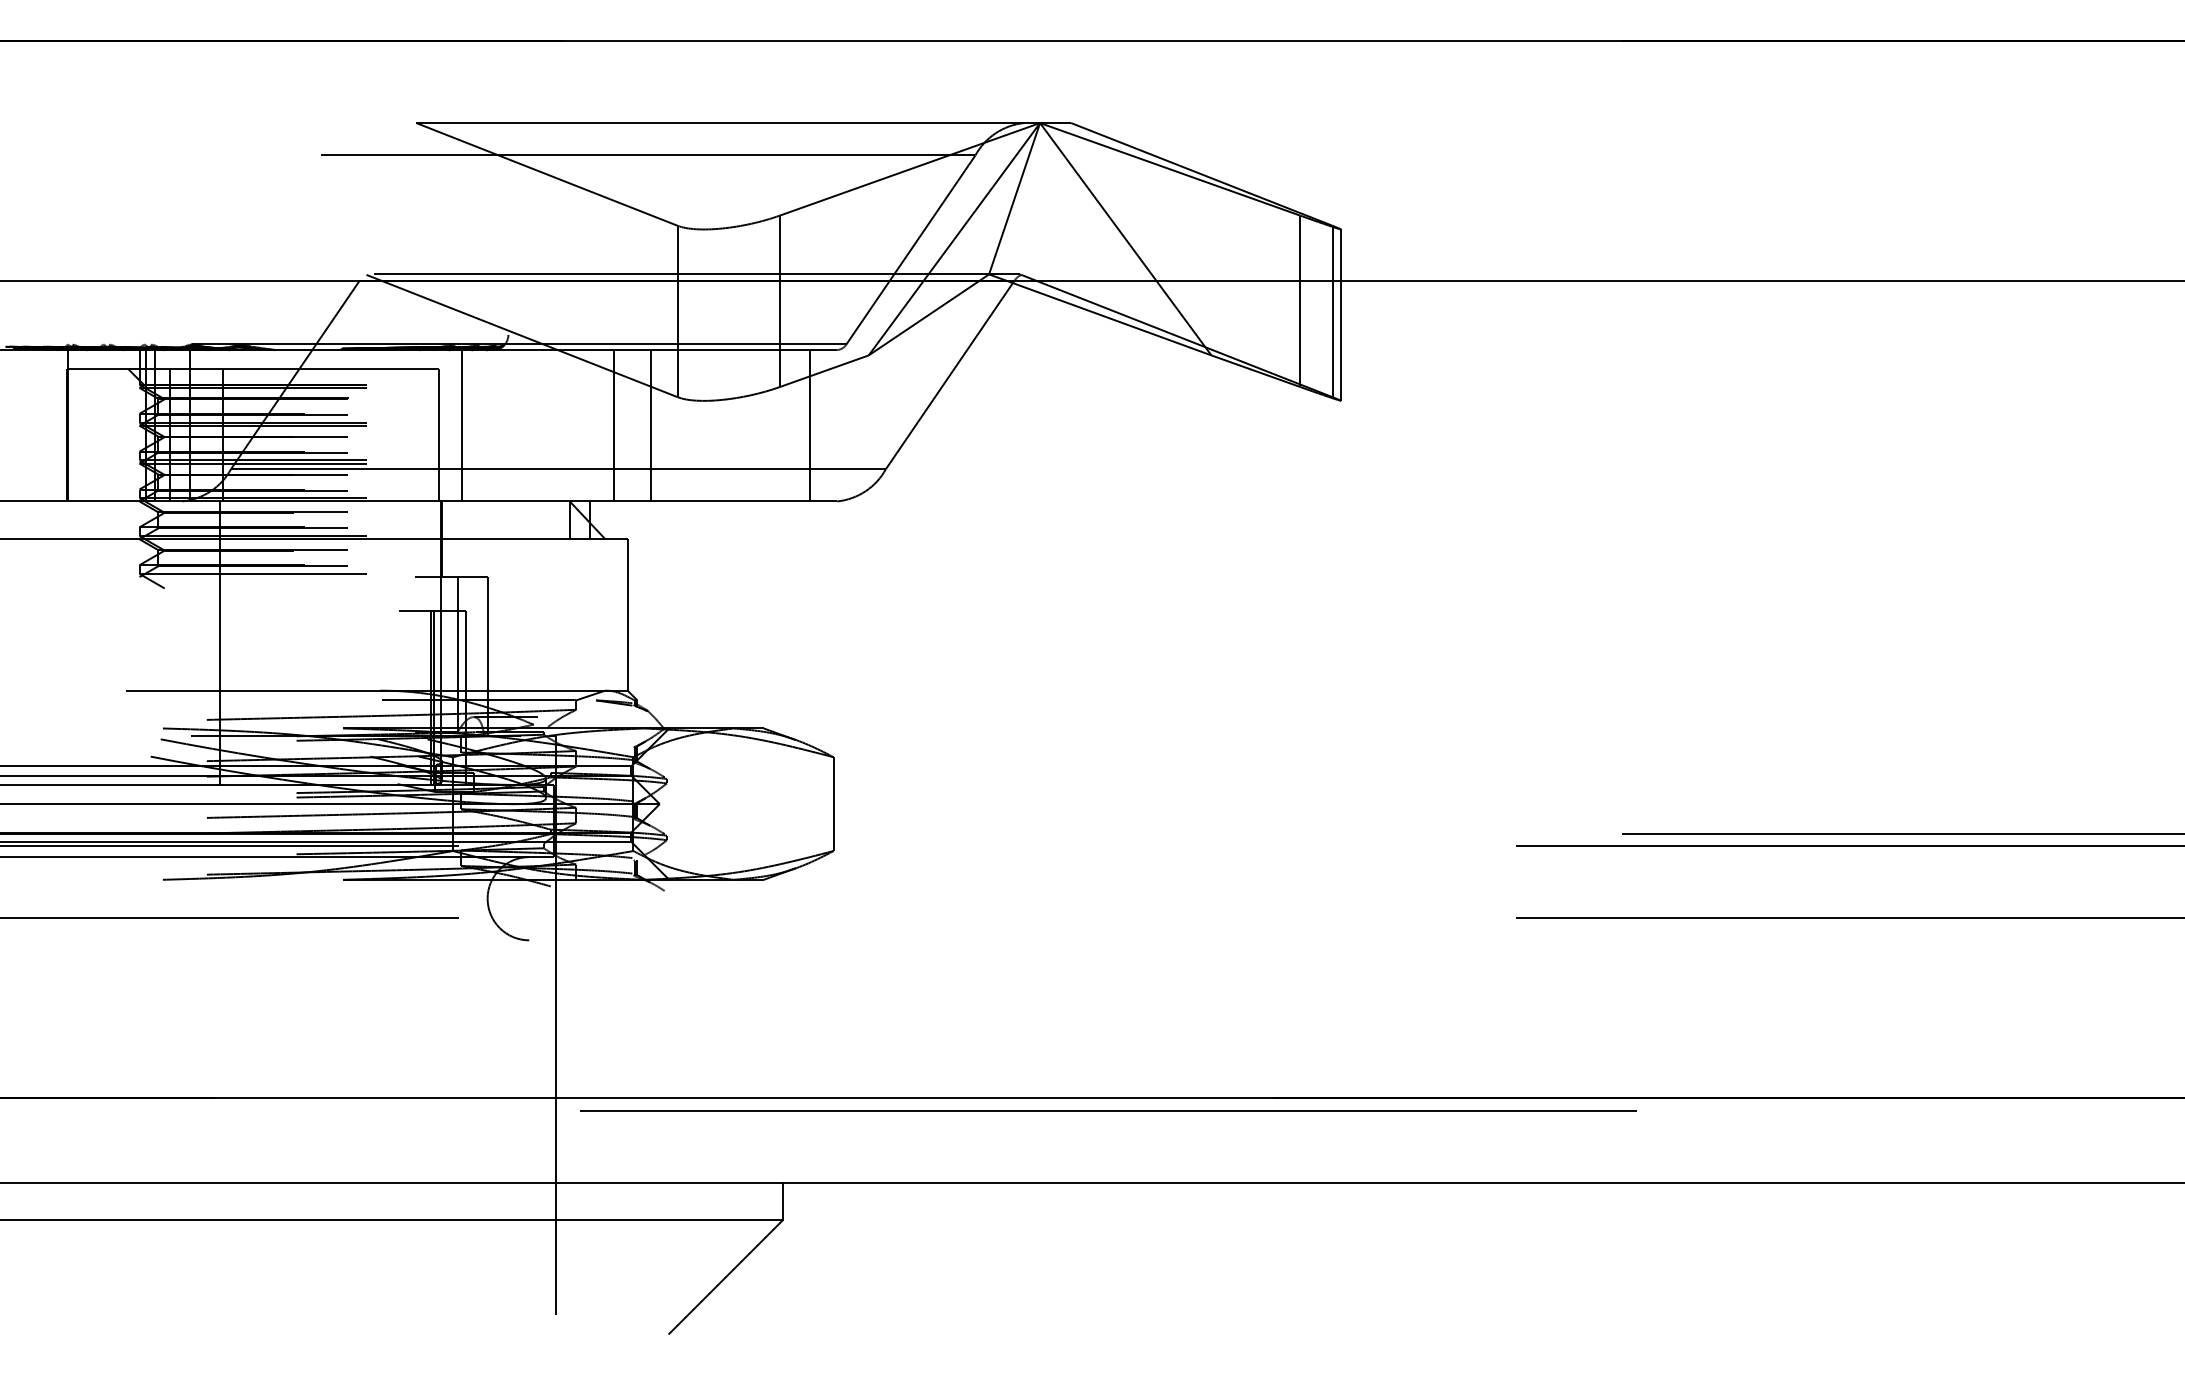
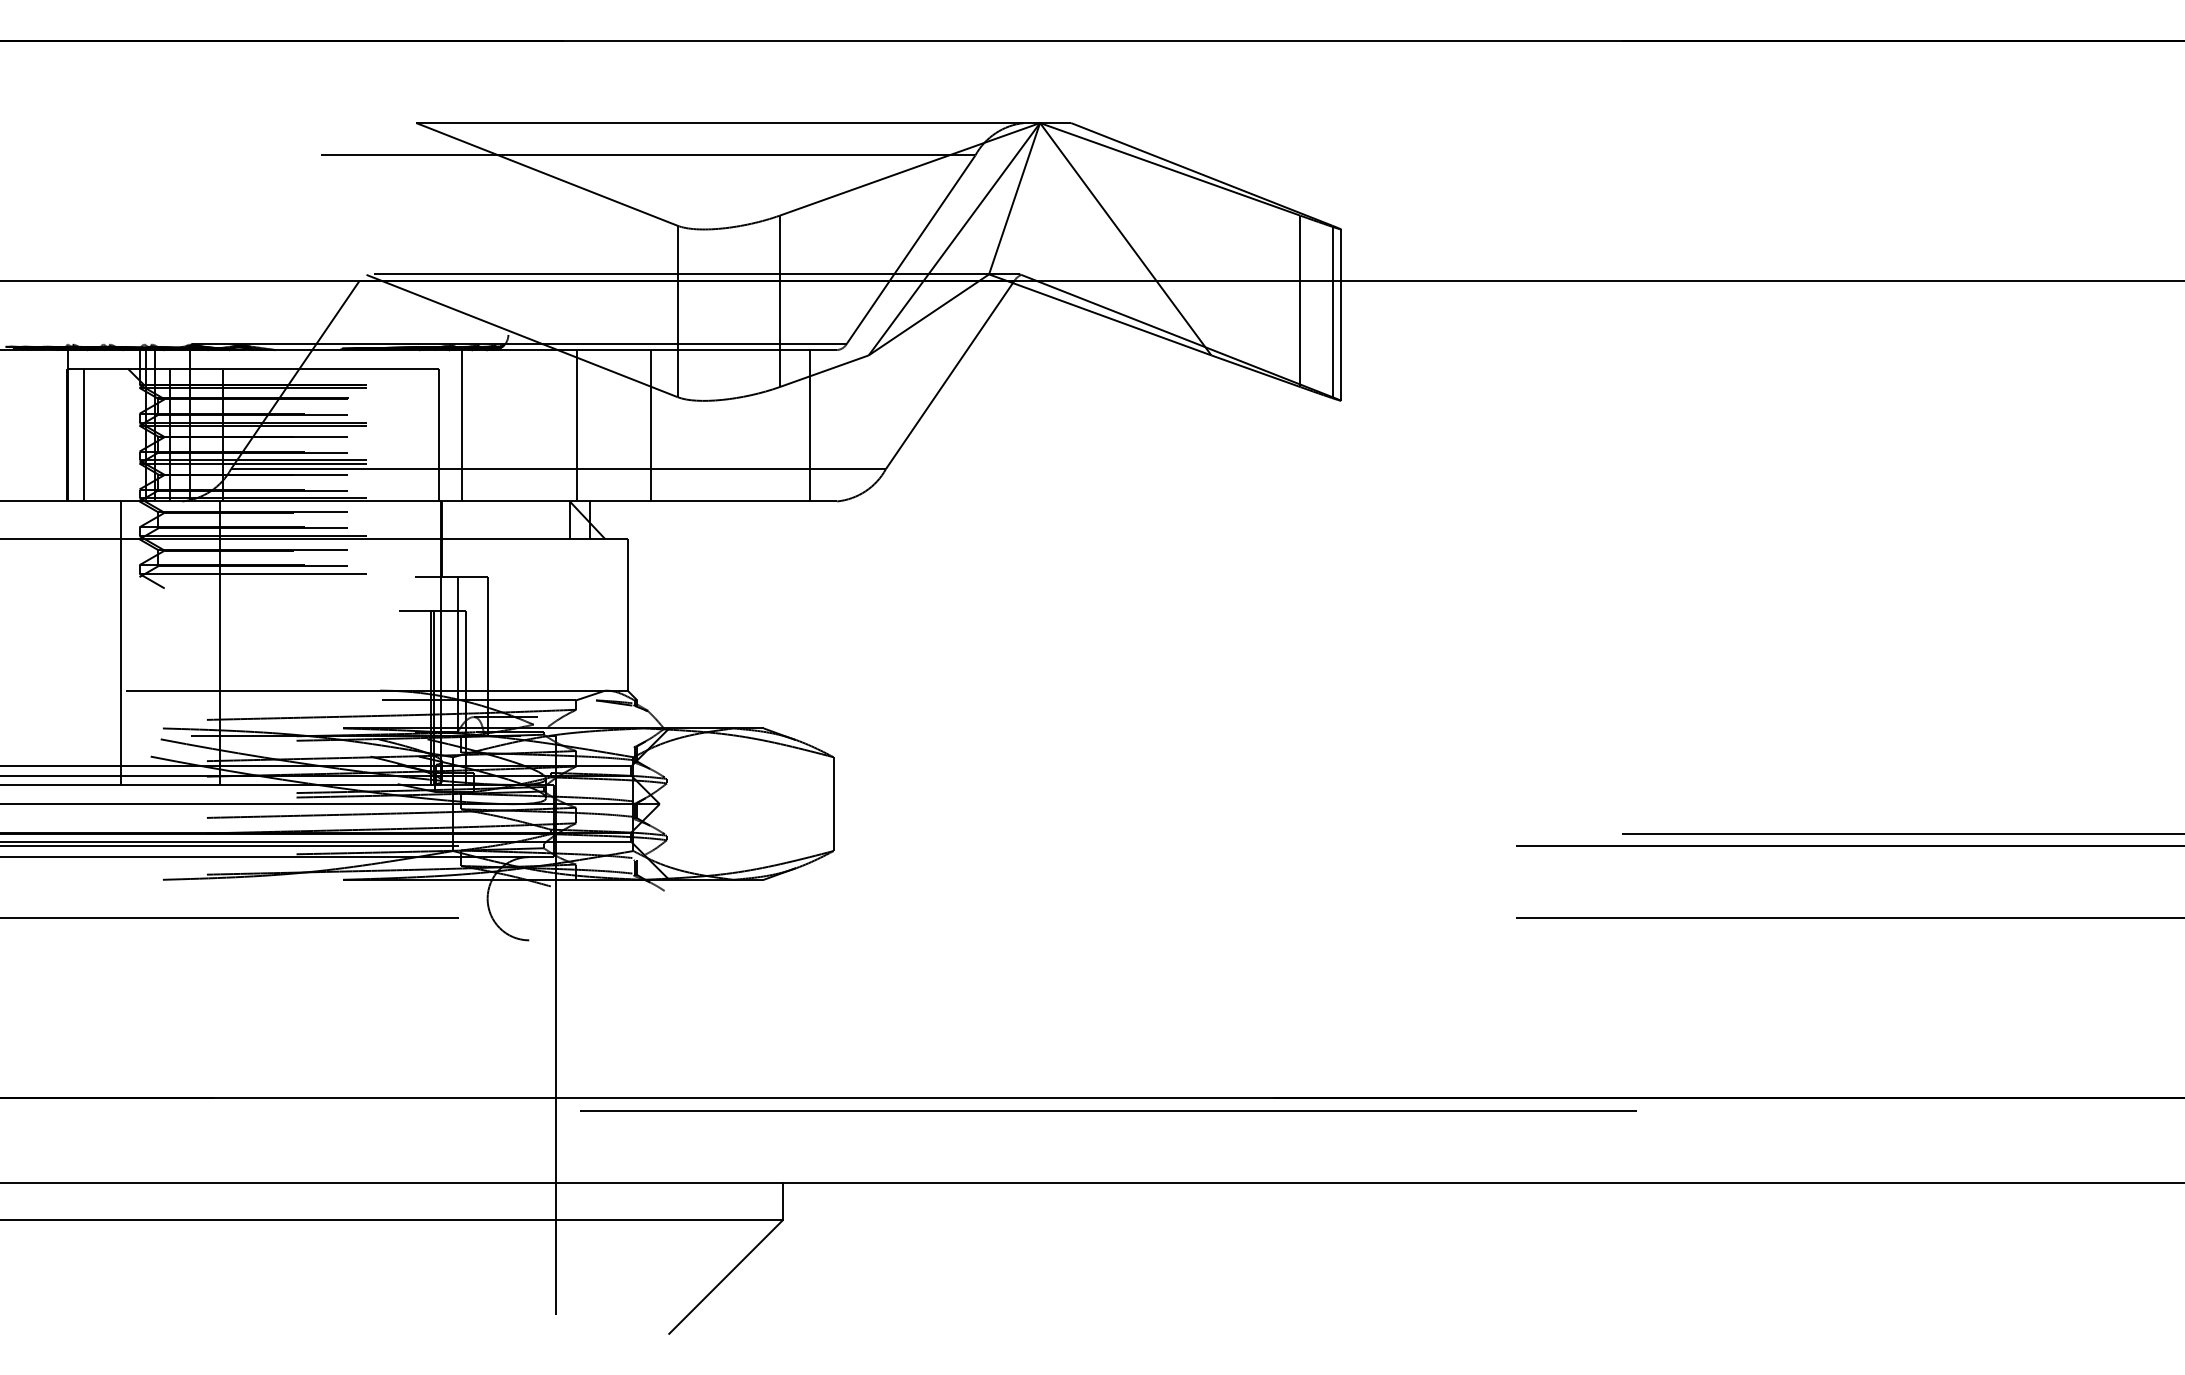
line position: (614, 425) -> (577, 425) (577, 425)
line: none -> present (83, 435)
line: none -> present (120, 643)
